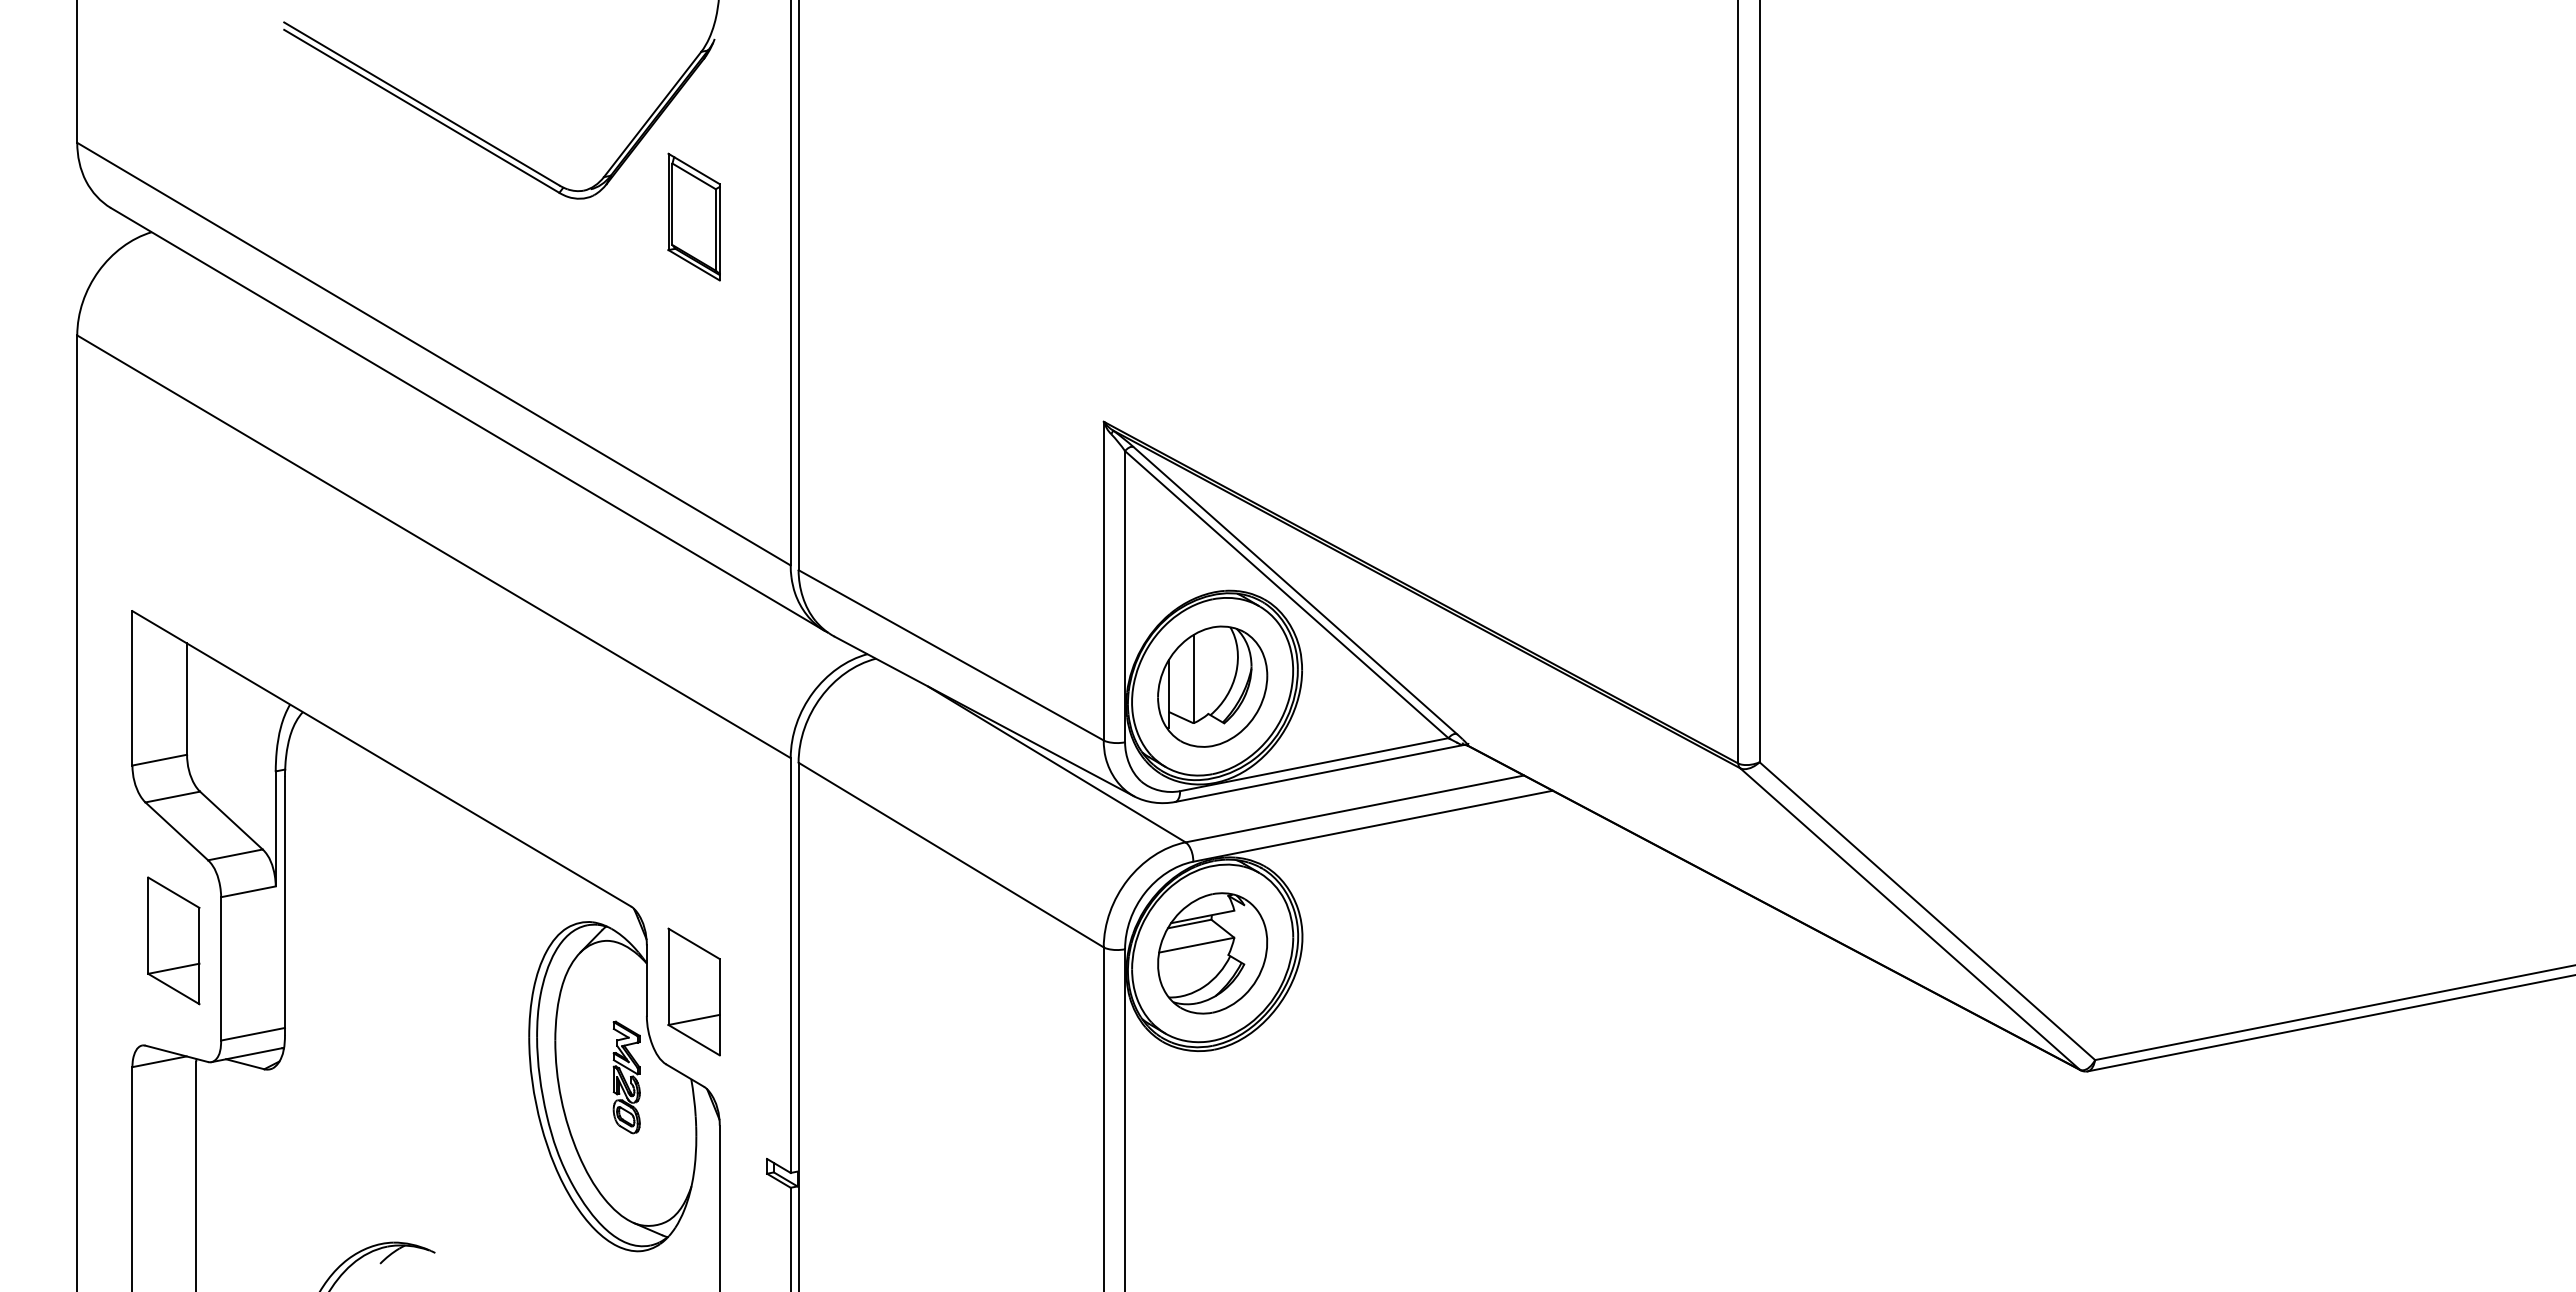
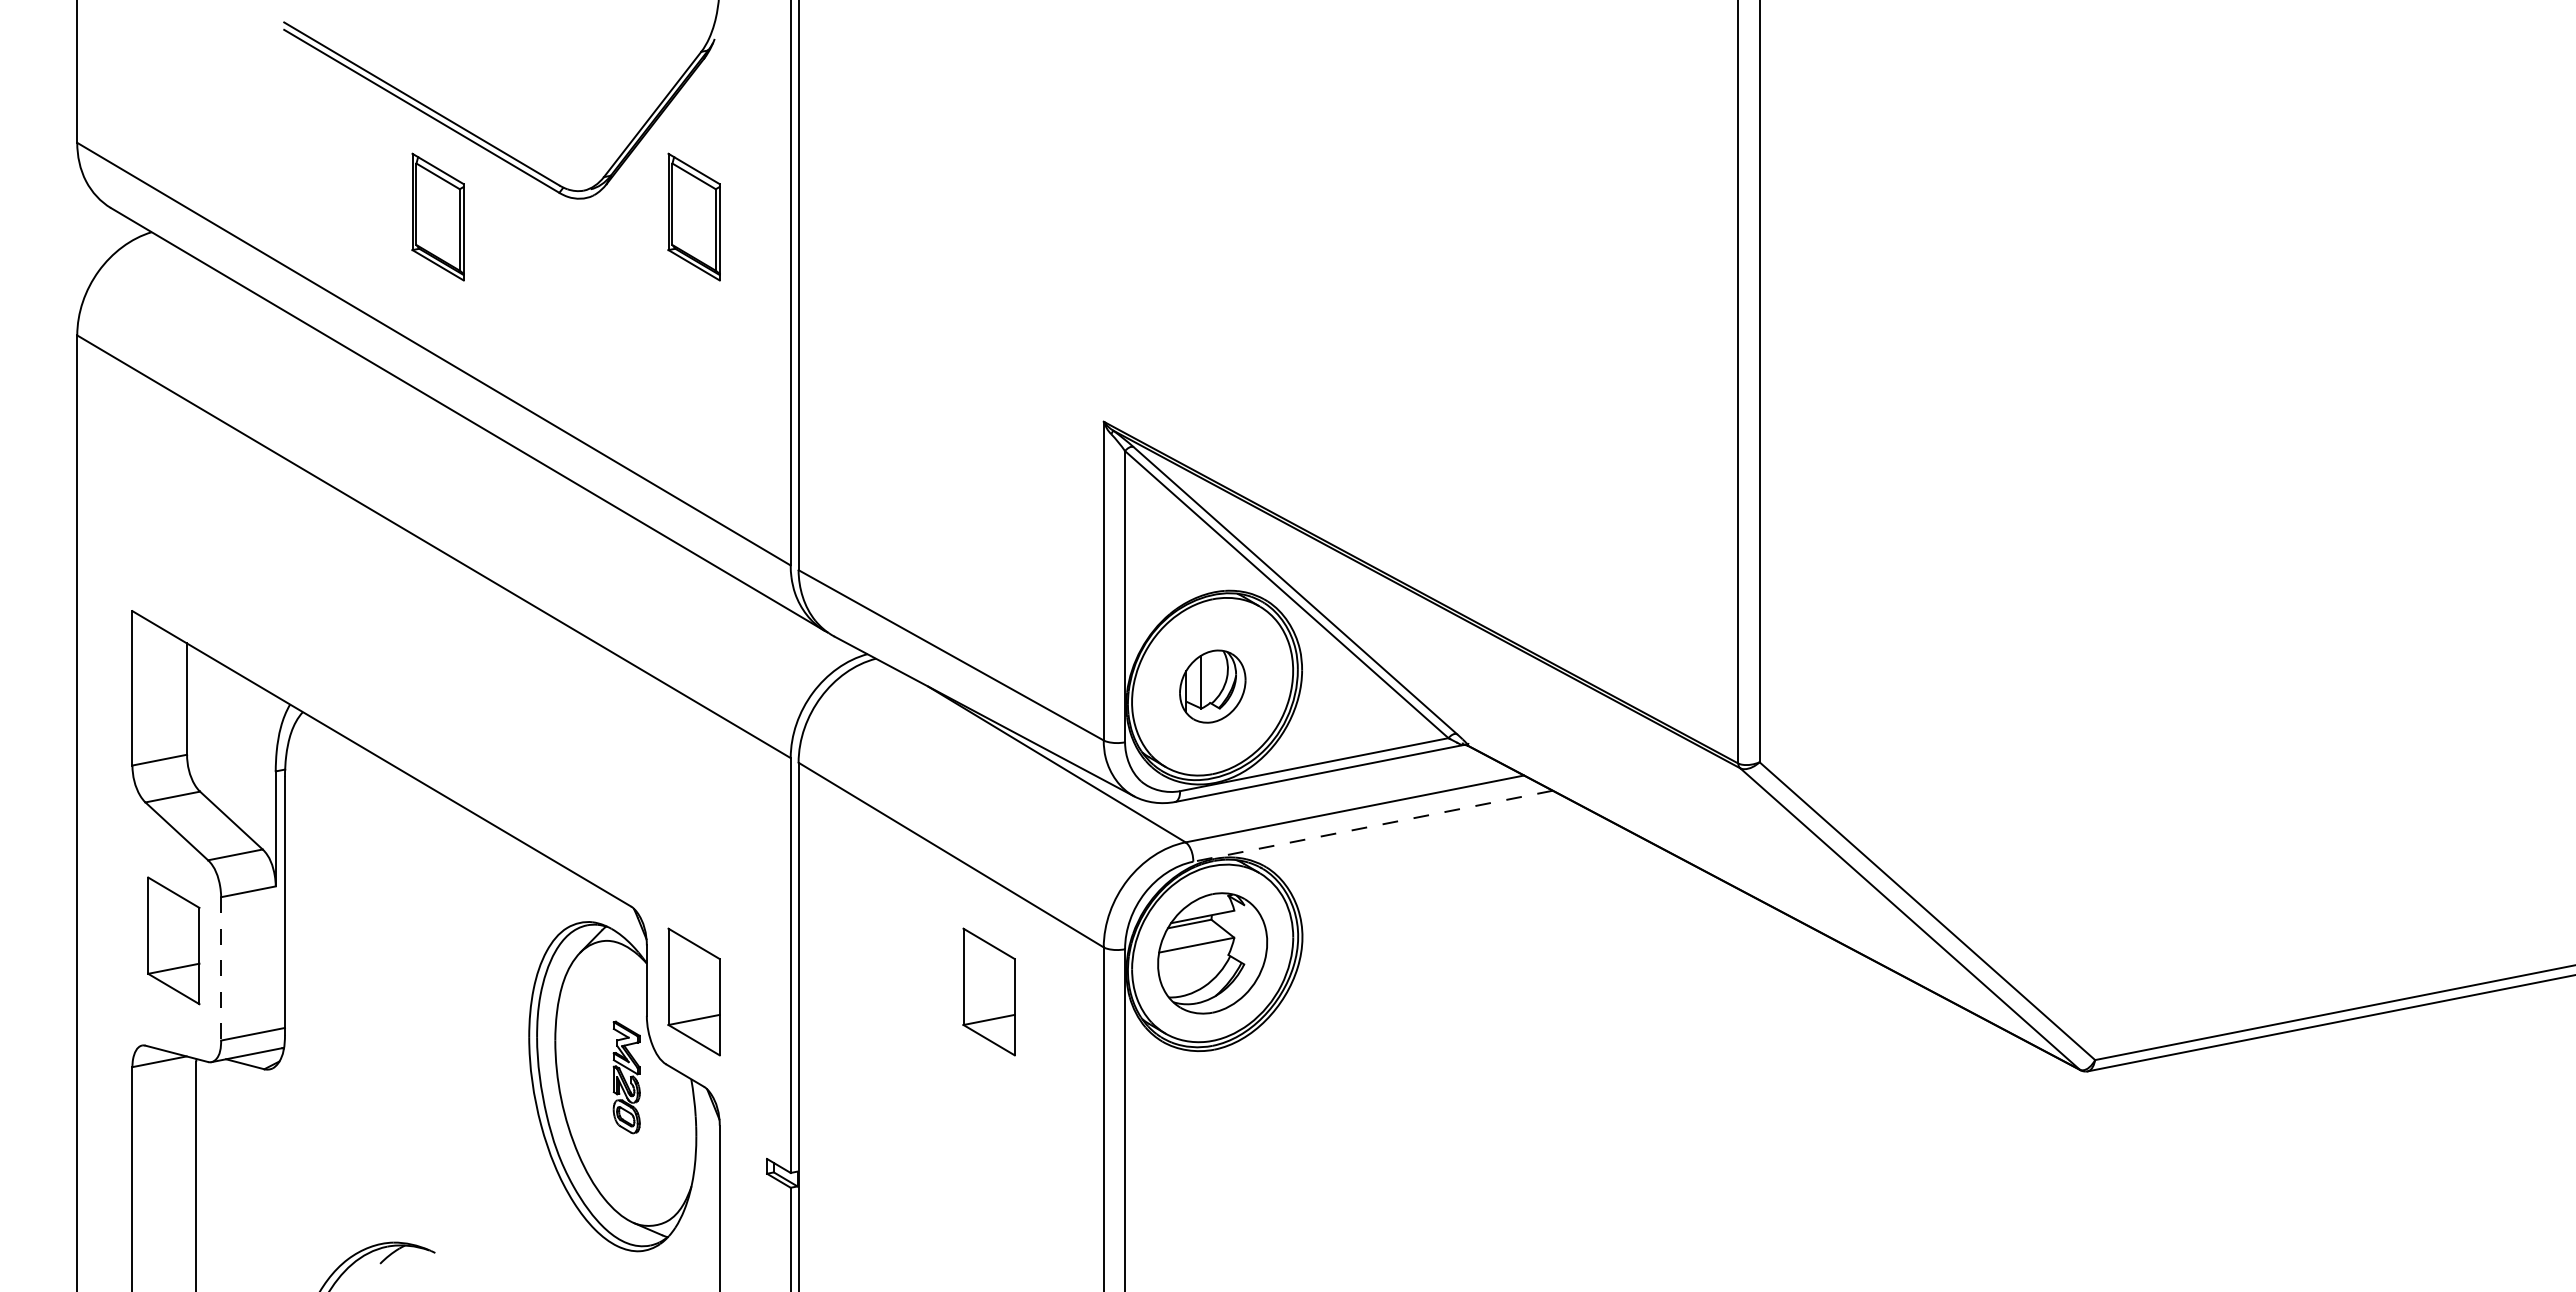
part: none -> present (437, 216)
part size: 112x123 px -> 68x75 px (1212, 686)
line: solid -> dashed (1372, 826)
line: solid -> dashed (221, 968)
part: none -> present (988, 991)
